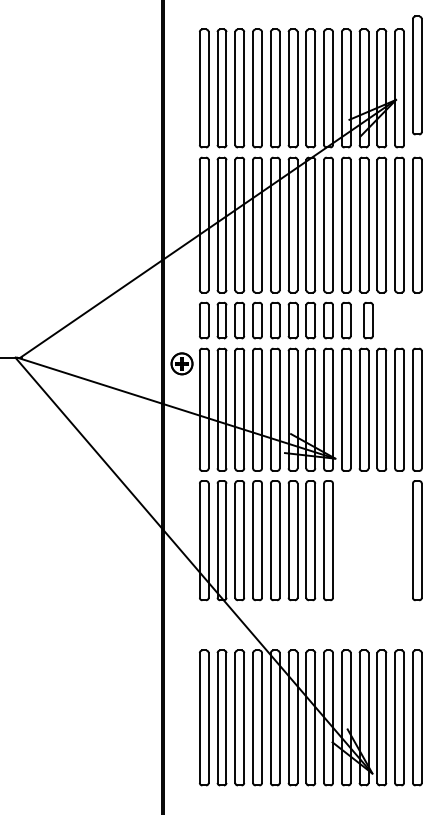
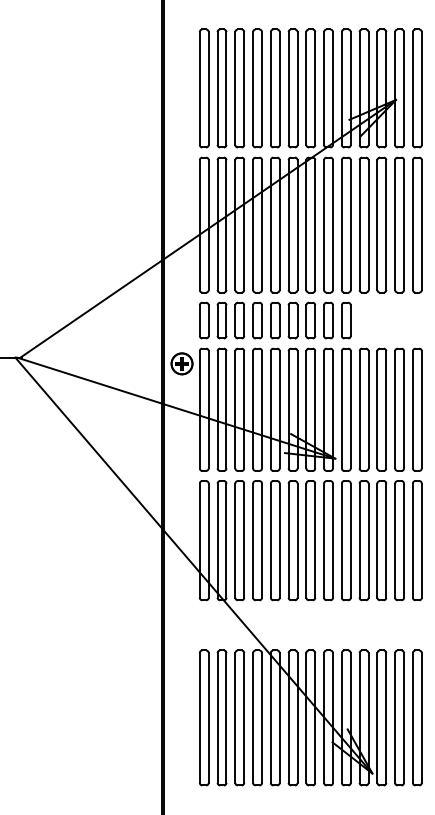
part position: (417, 75) -> (417, 88) (417, 88)
part: present -> none (368, 320)
part: none -> present (372, 540)
